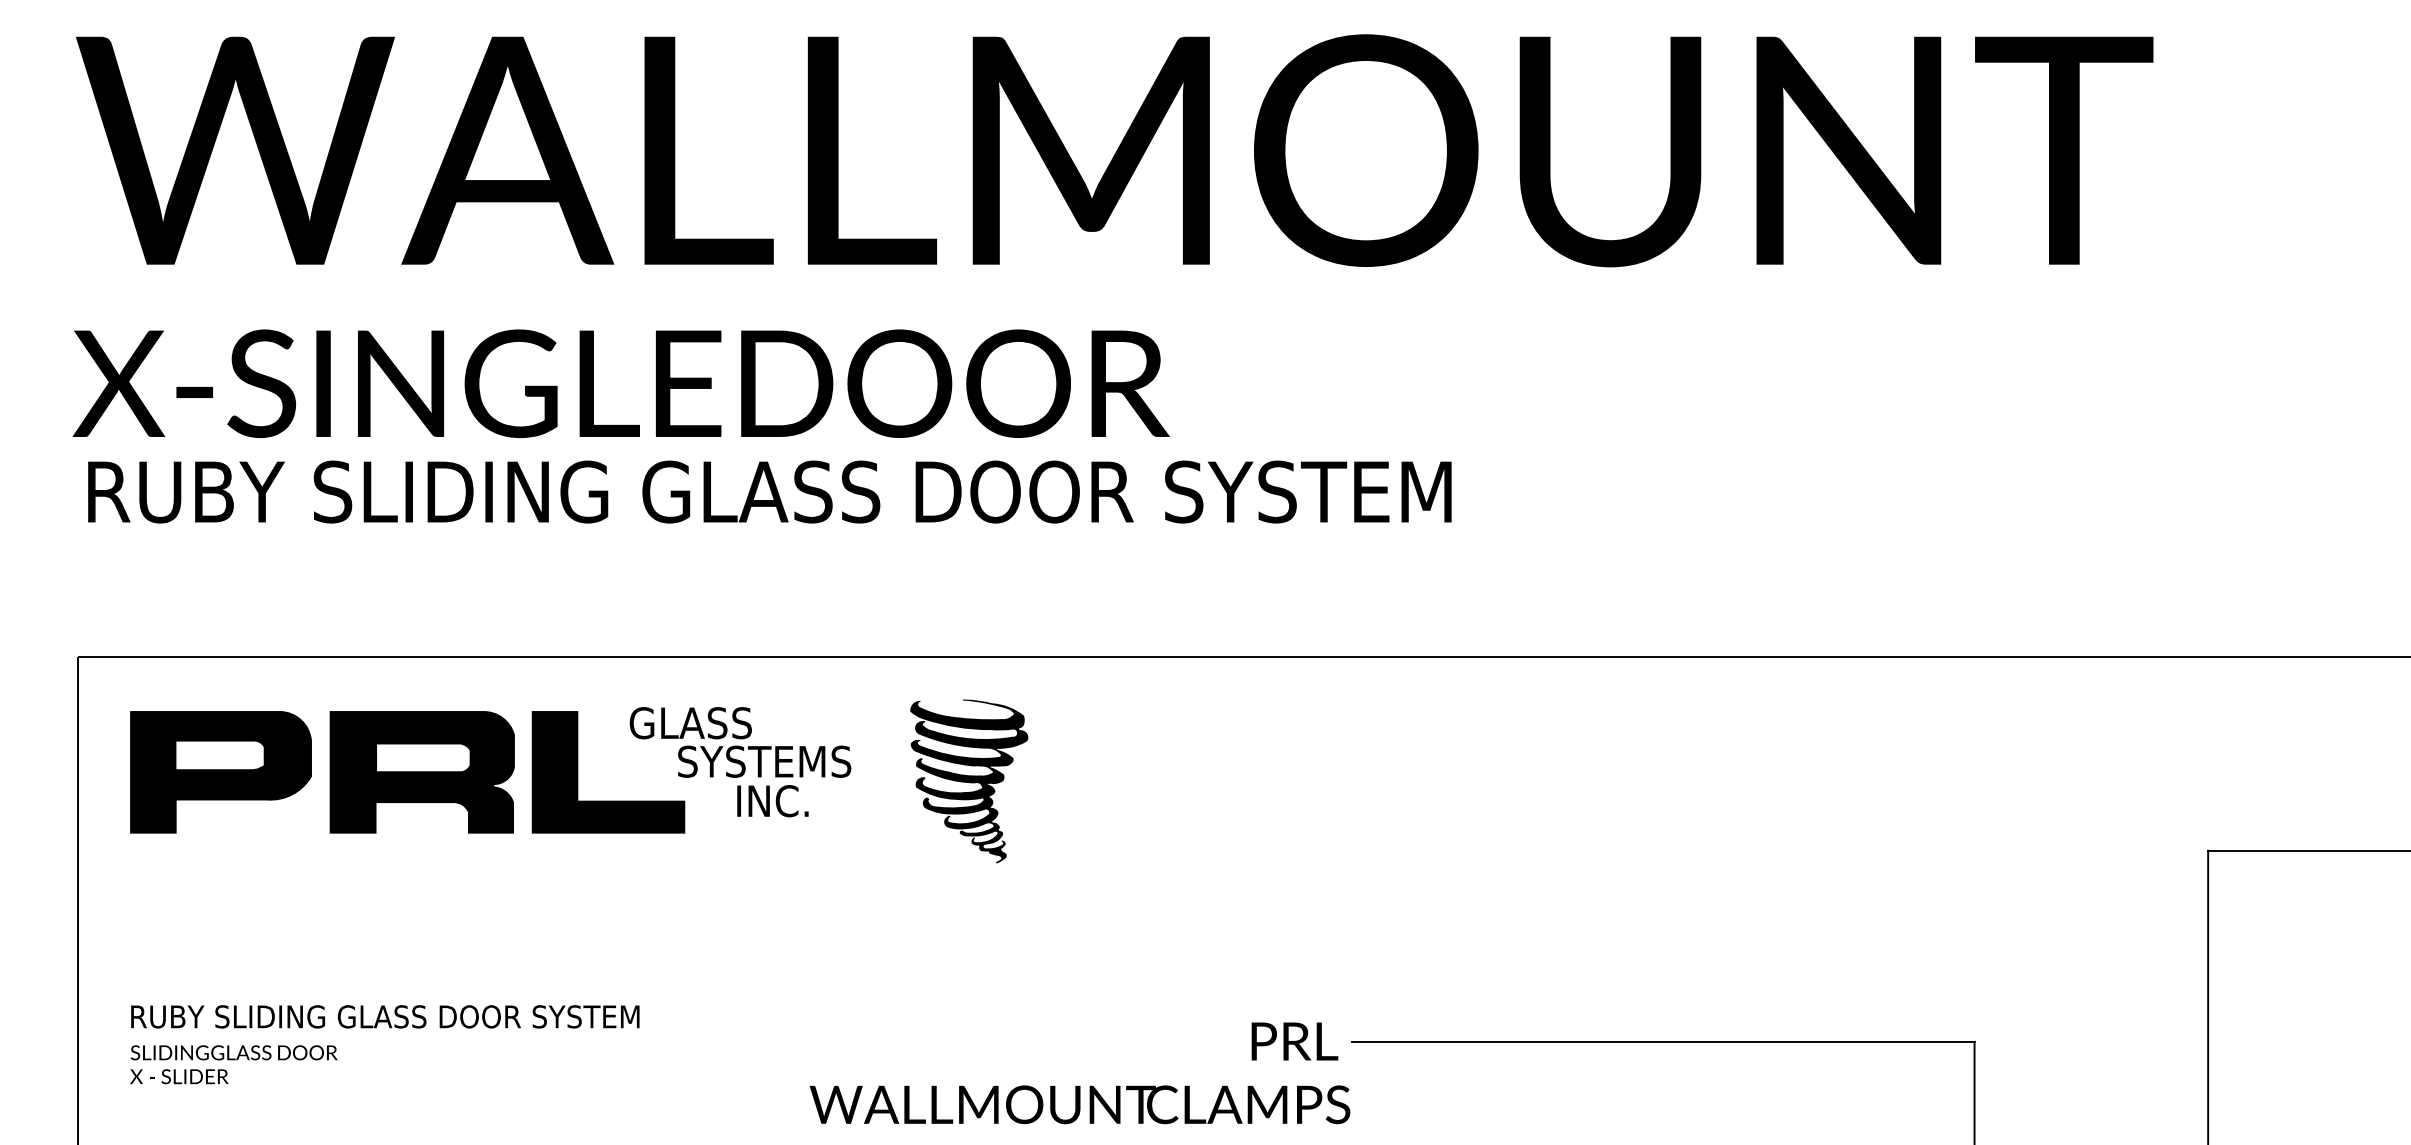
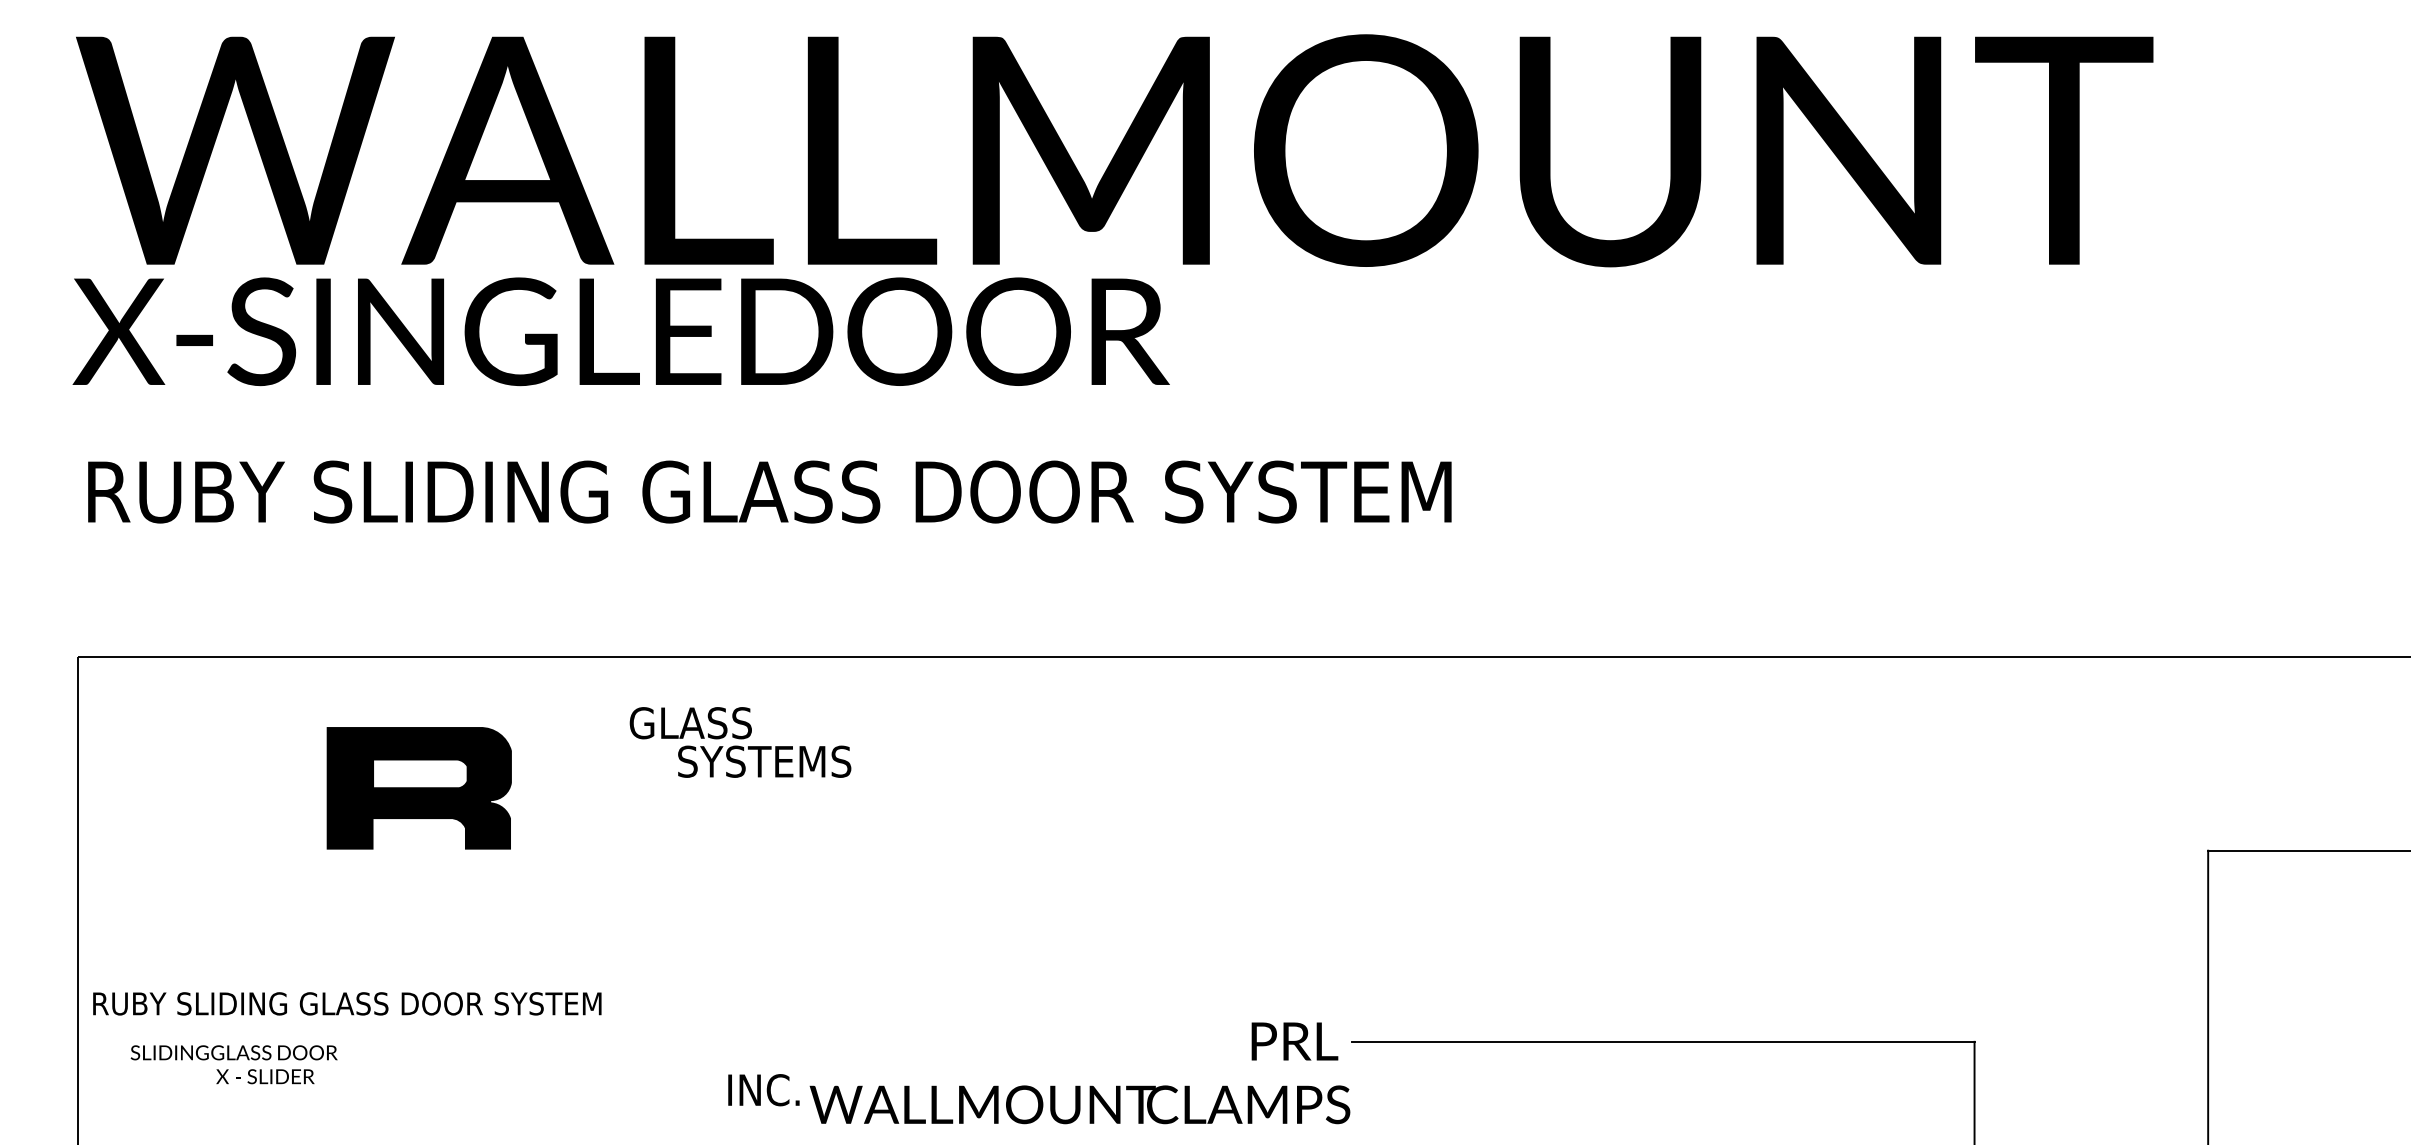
text position: (620, 383) -> (620, 331) (620, 331)
part: present -> none (220, 772)
part position: (421, 772) -> (418, 788) (418, 788)
fill: present -> none (608, 772)
fill: present -> none (969, 781)
text position: (772, 801) -> (763, 1090) (763, 1090)
text position: (385, 1016) -> (347, 1003) (347, 1003)
text position: (179, 1076) -> (265, 1076) (265, 1076)
